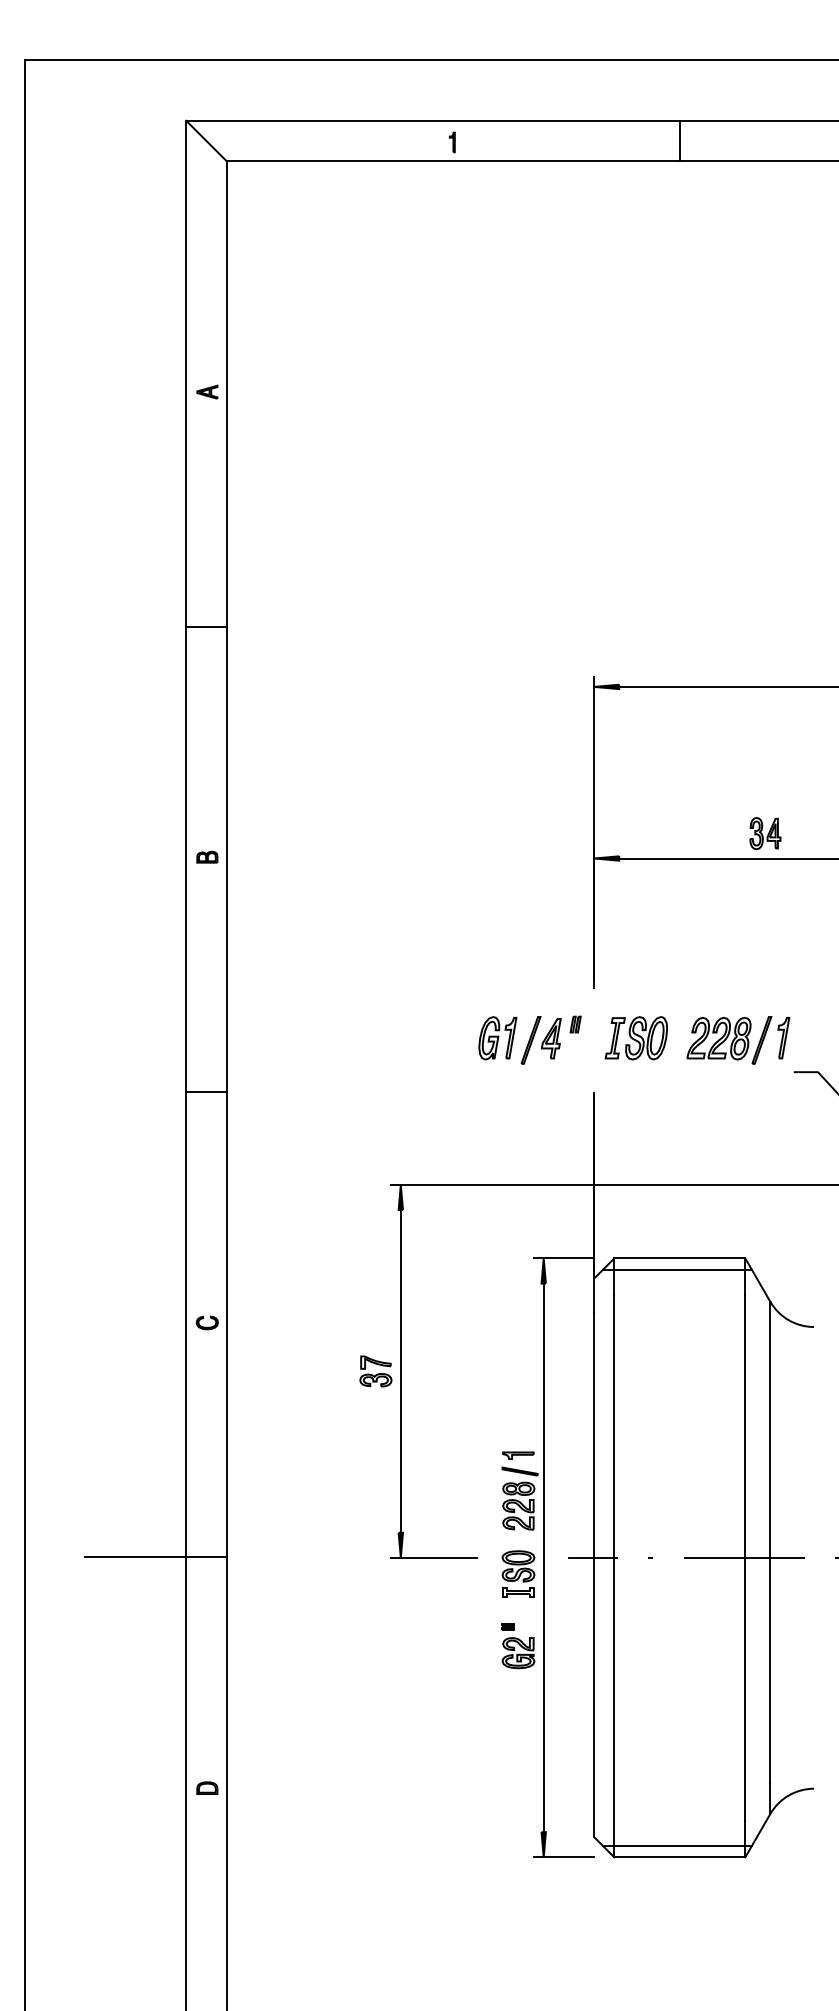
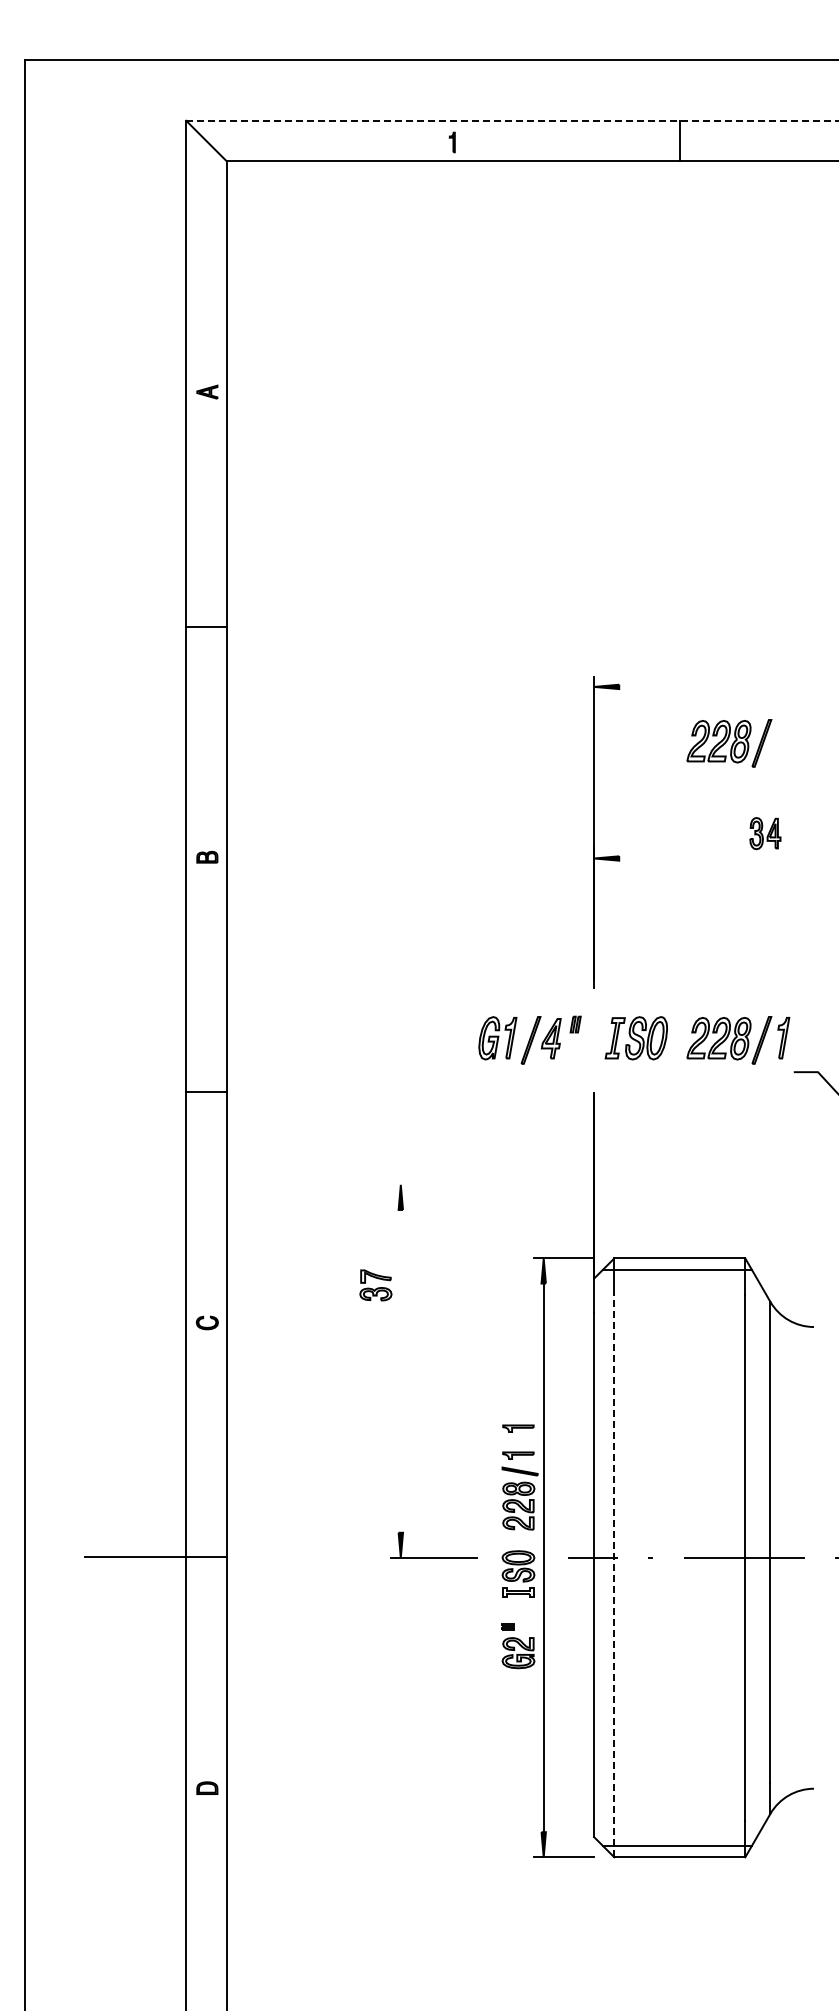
line: solid -> dashed (512, 120)
line: present -> none (727, 686)
part: none -> present (729, 743)
line: present -> none (727, 858)
line: present -> none (612, 1184)
line: present -> none (400, 1370)
part position: (375, 1371) -> (375, 1285) (375, 1285)
part: none -> present (518, 1428)
line: solid -> dashed (614, 1575)
